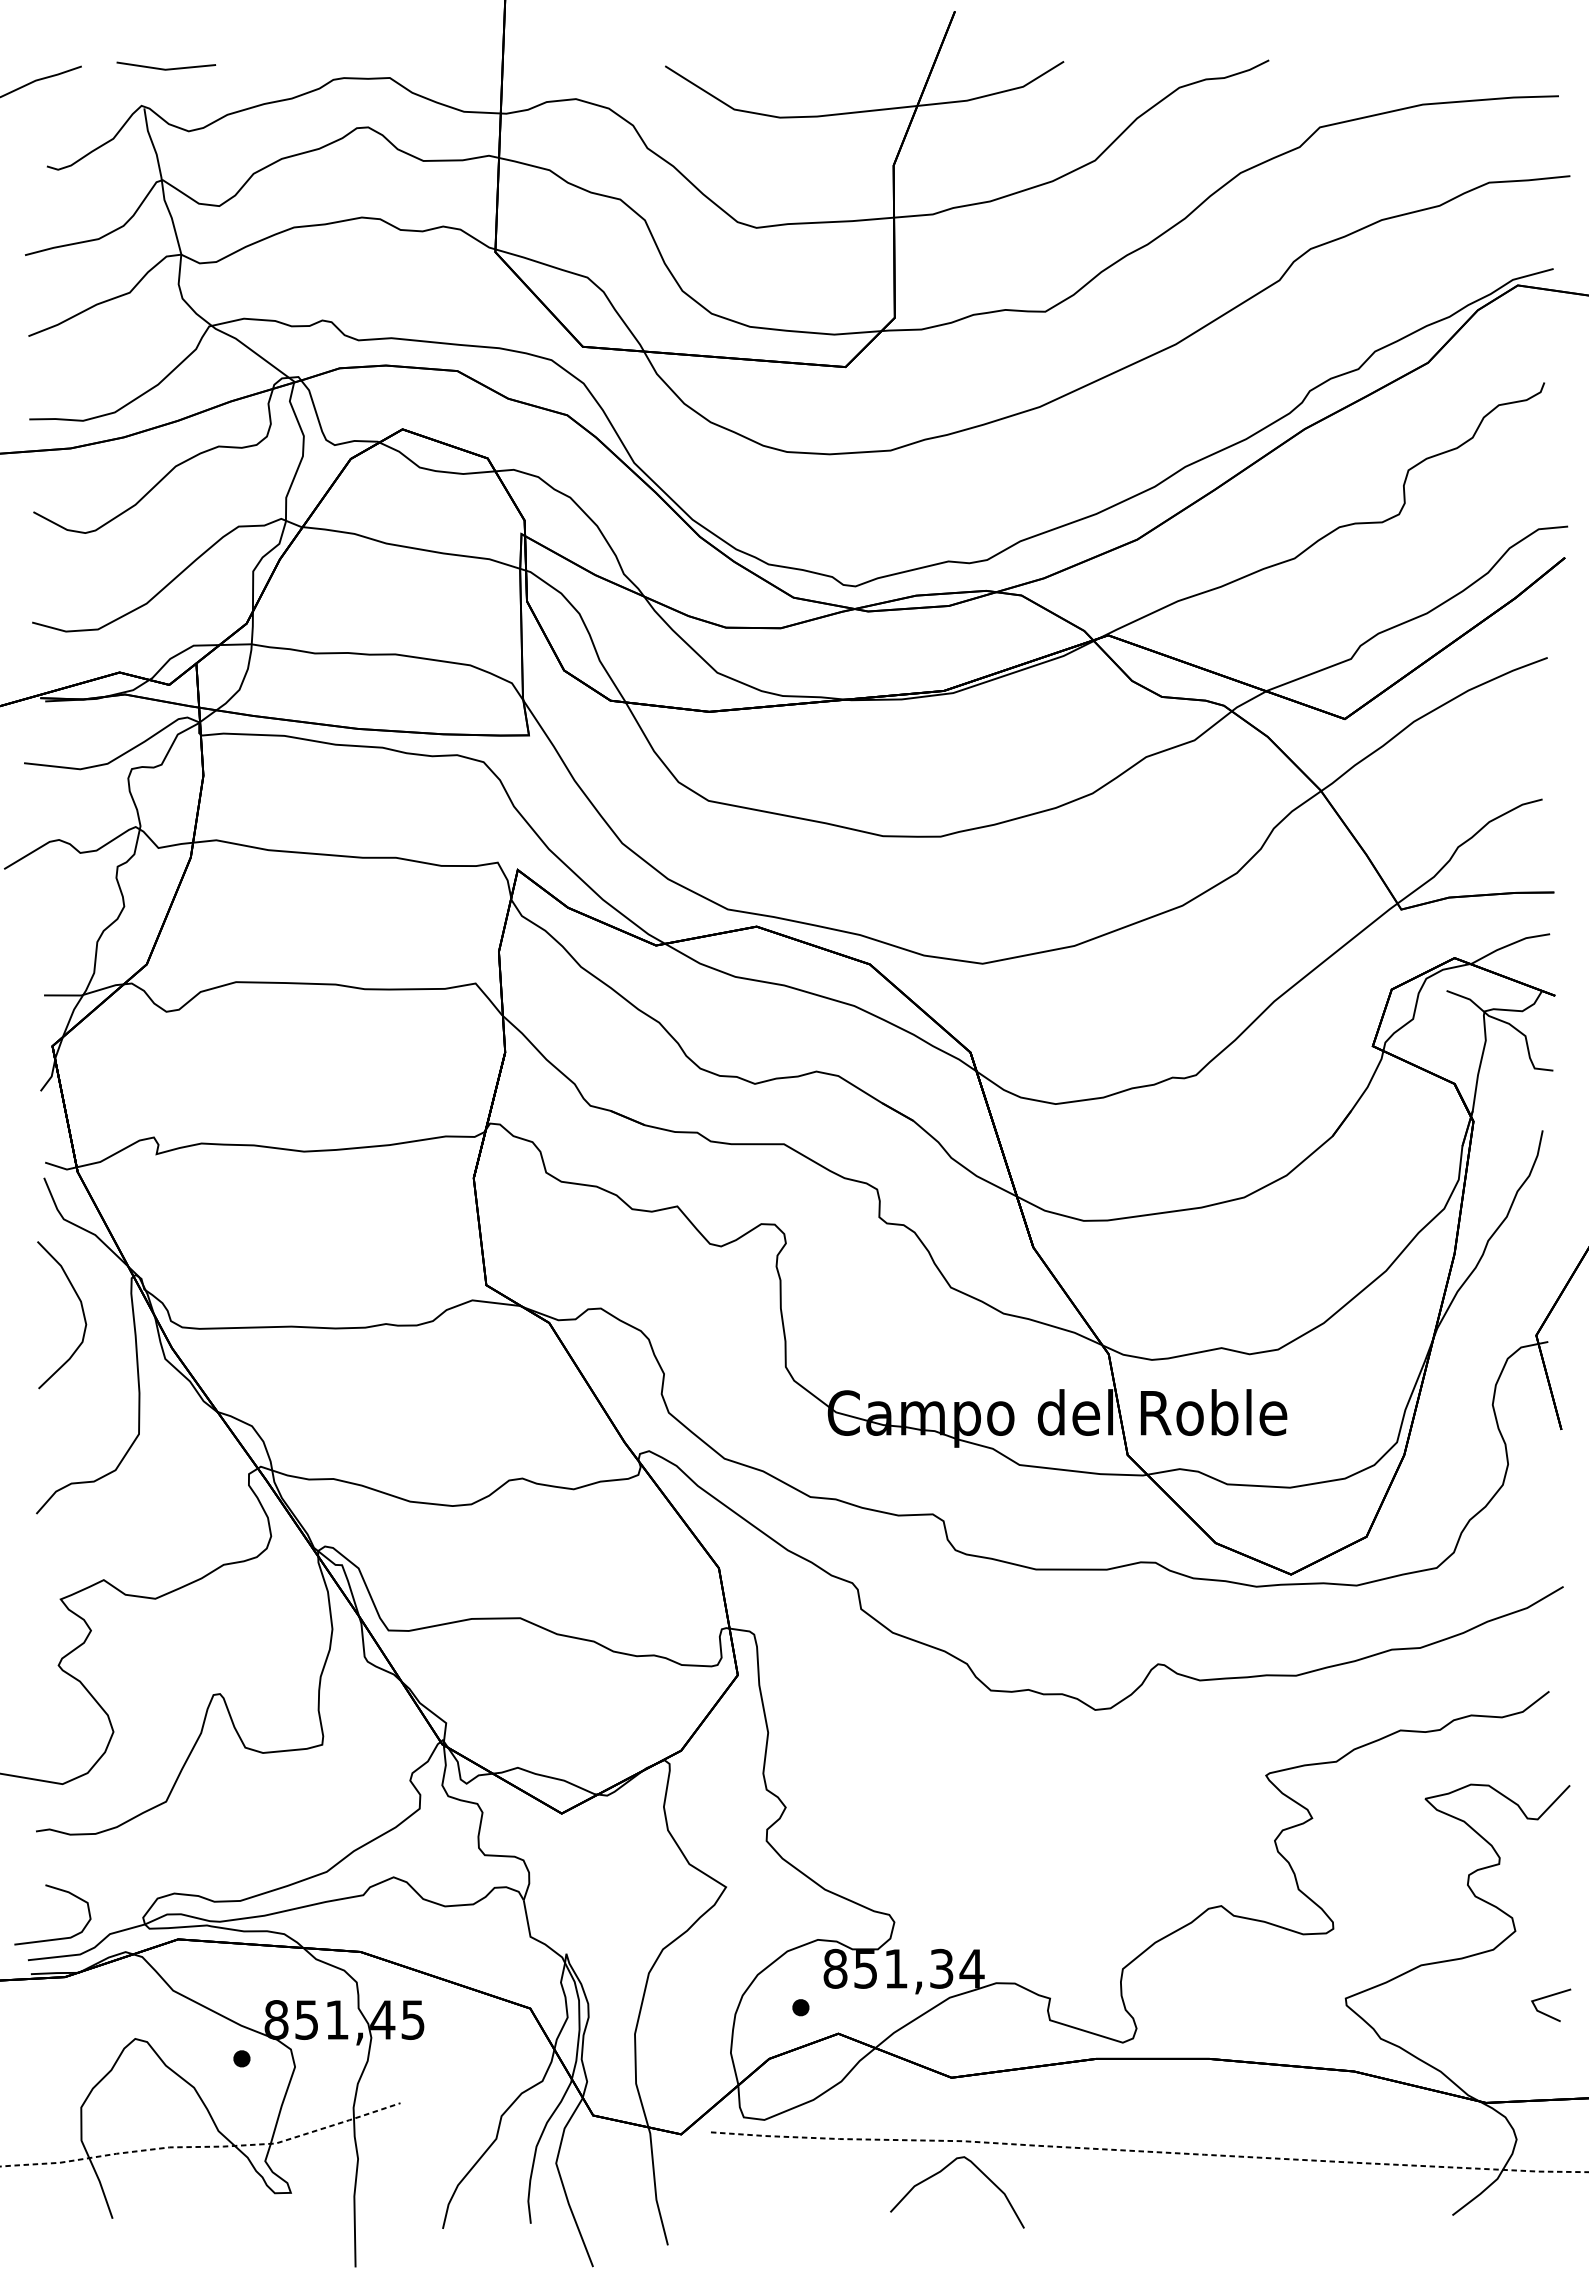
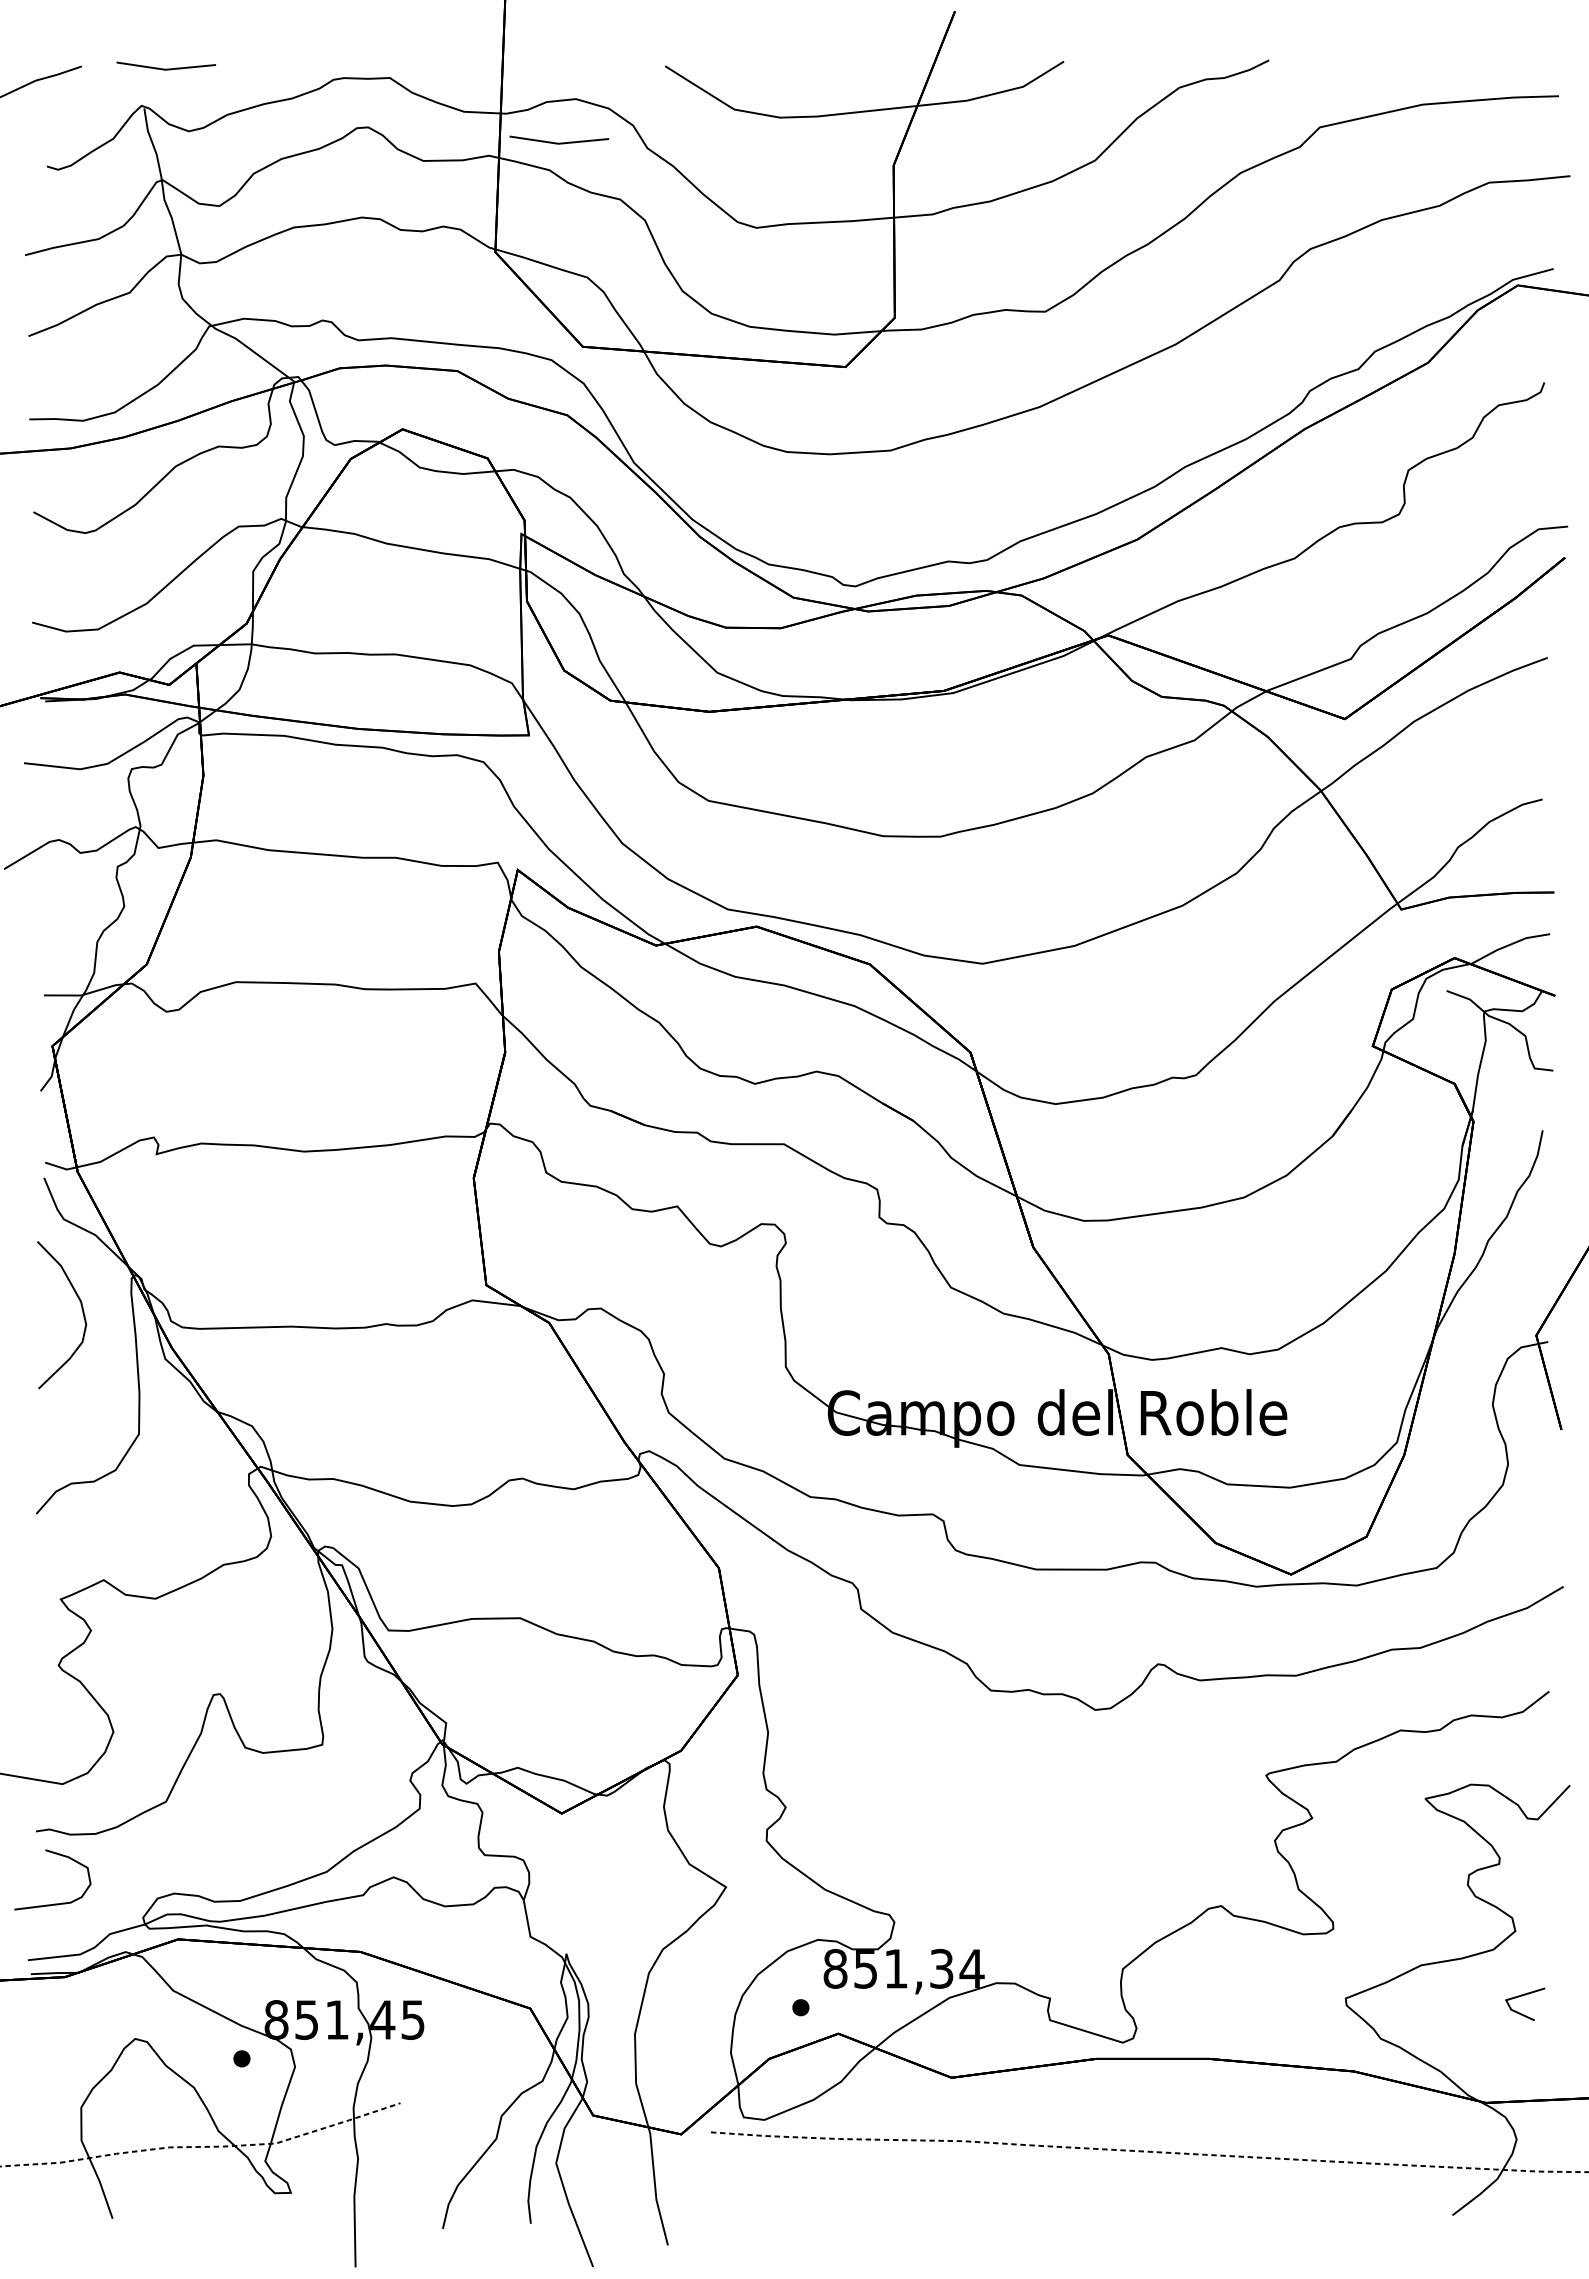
line: none -> present (559, 142)
curve position: (53, 1938) -> (53, 1903) (53, 1903)
line position: (1548, 1997) -> (1522, 1996) (1522, 1996)
curve: present -> none (942, 2171)
